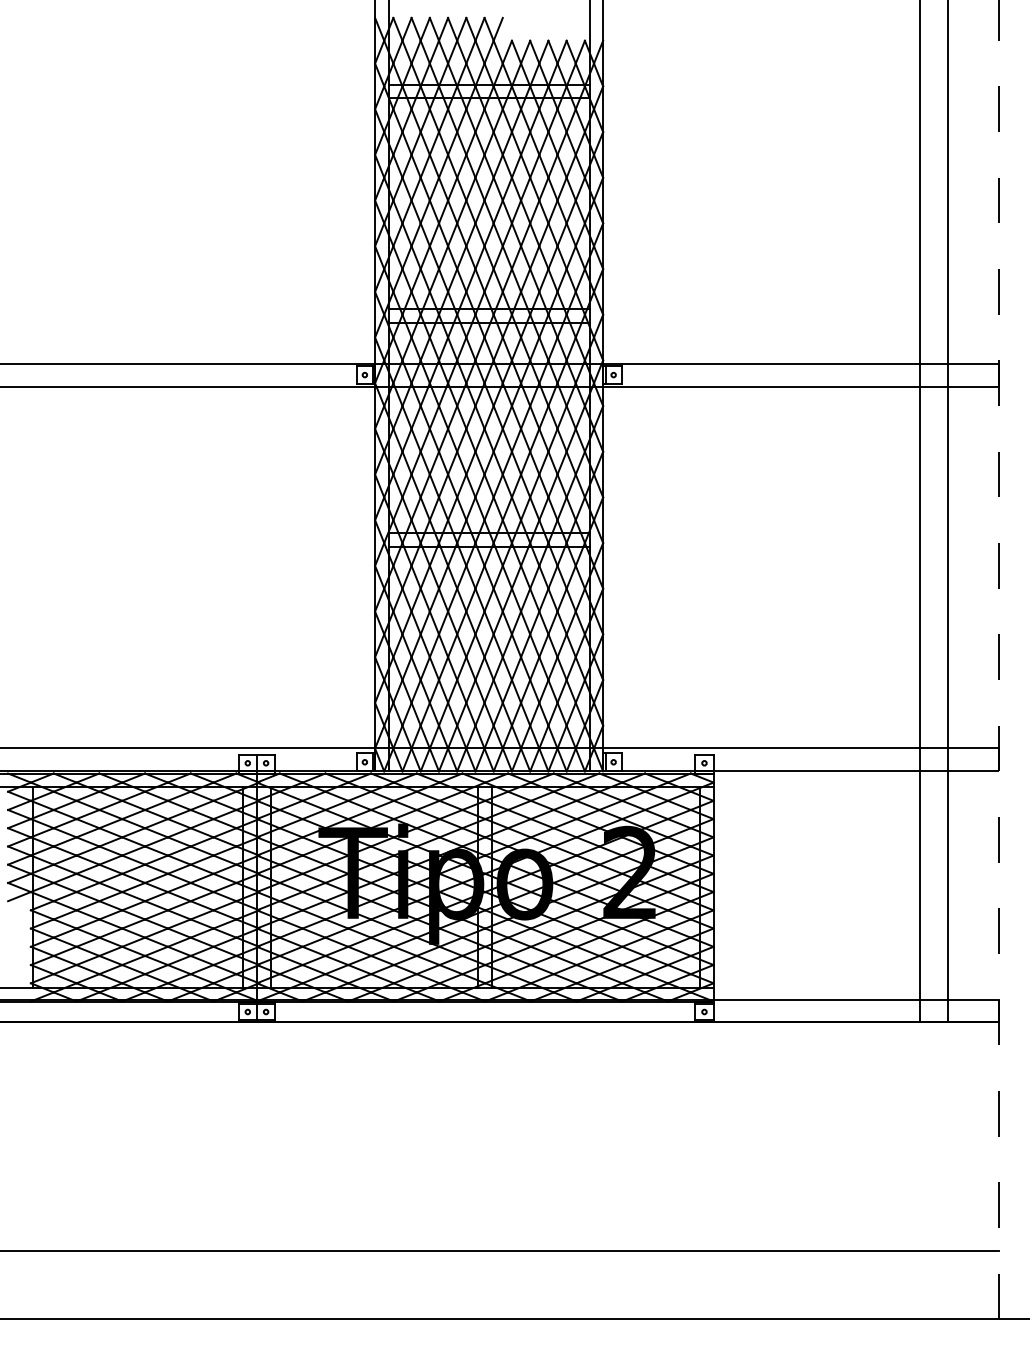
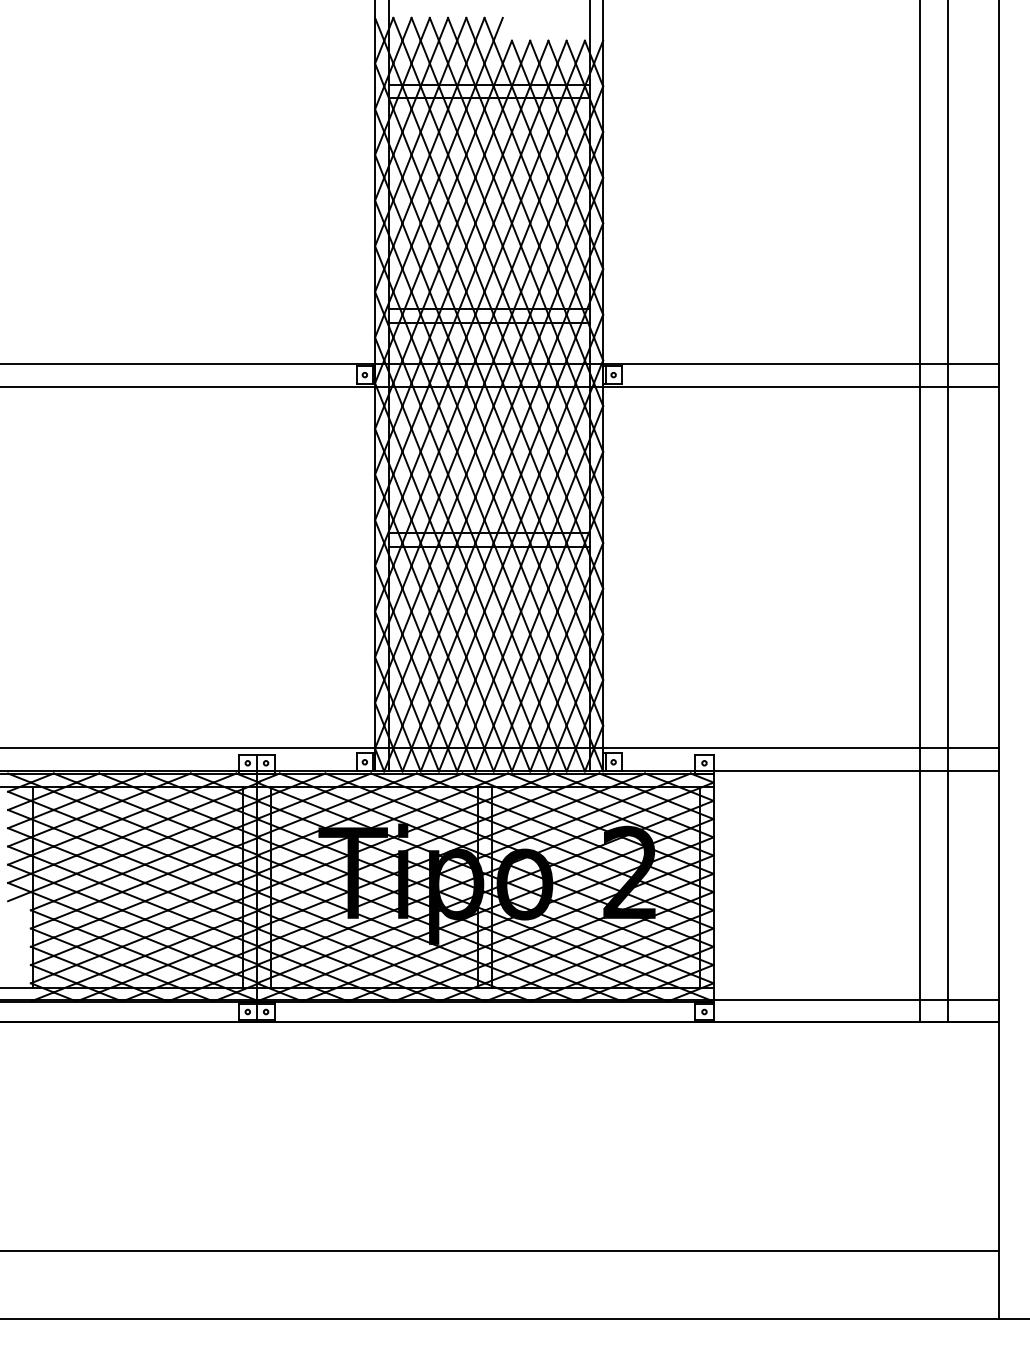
line: dashed -> solid (999, 659)
